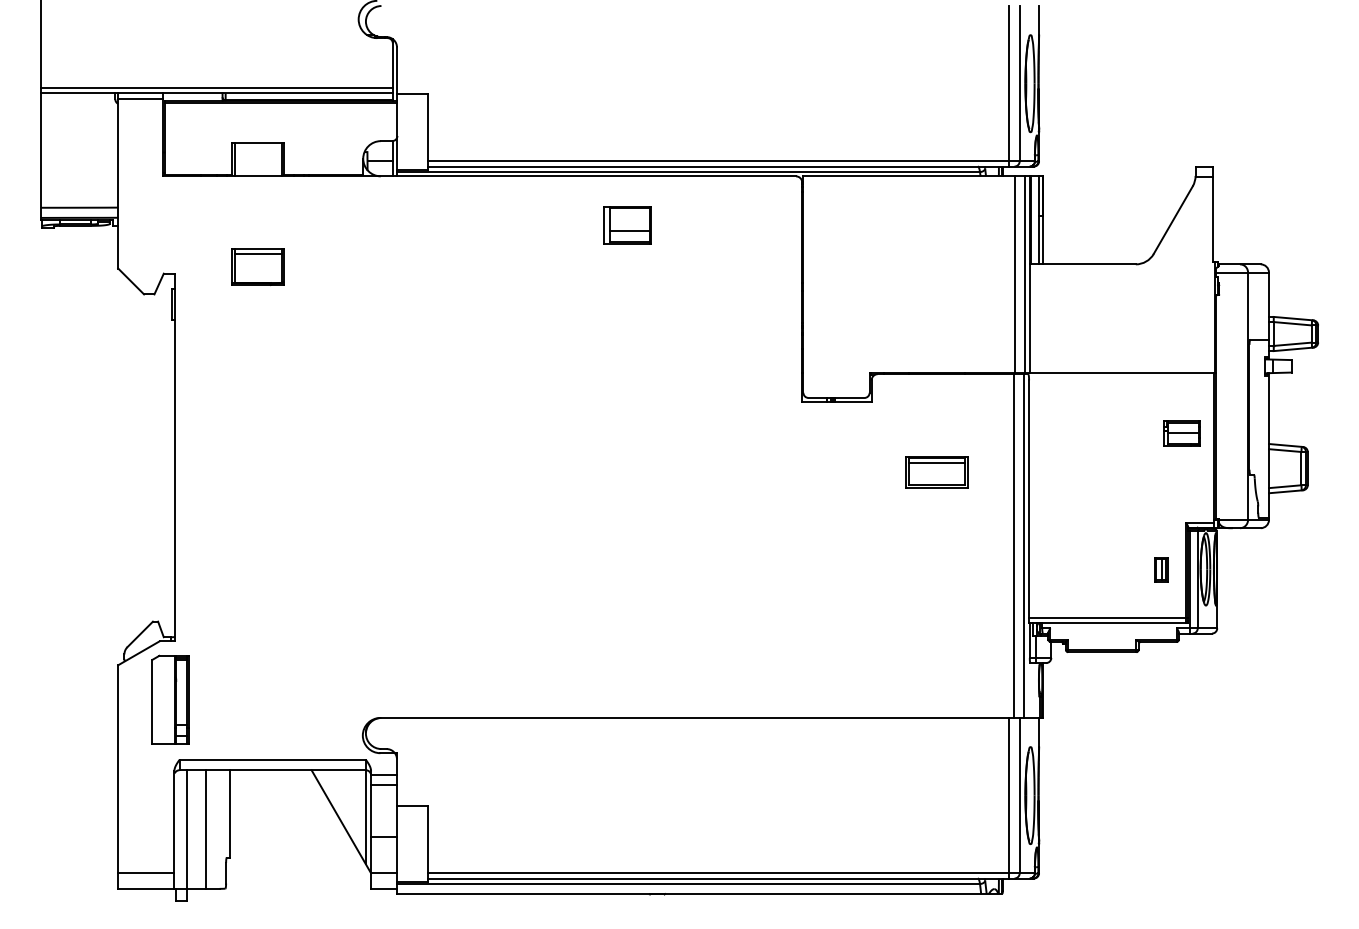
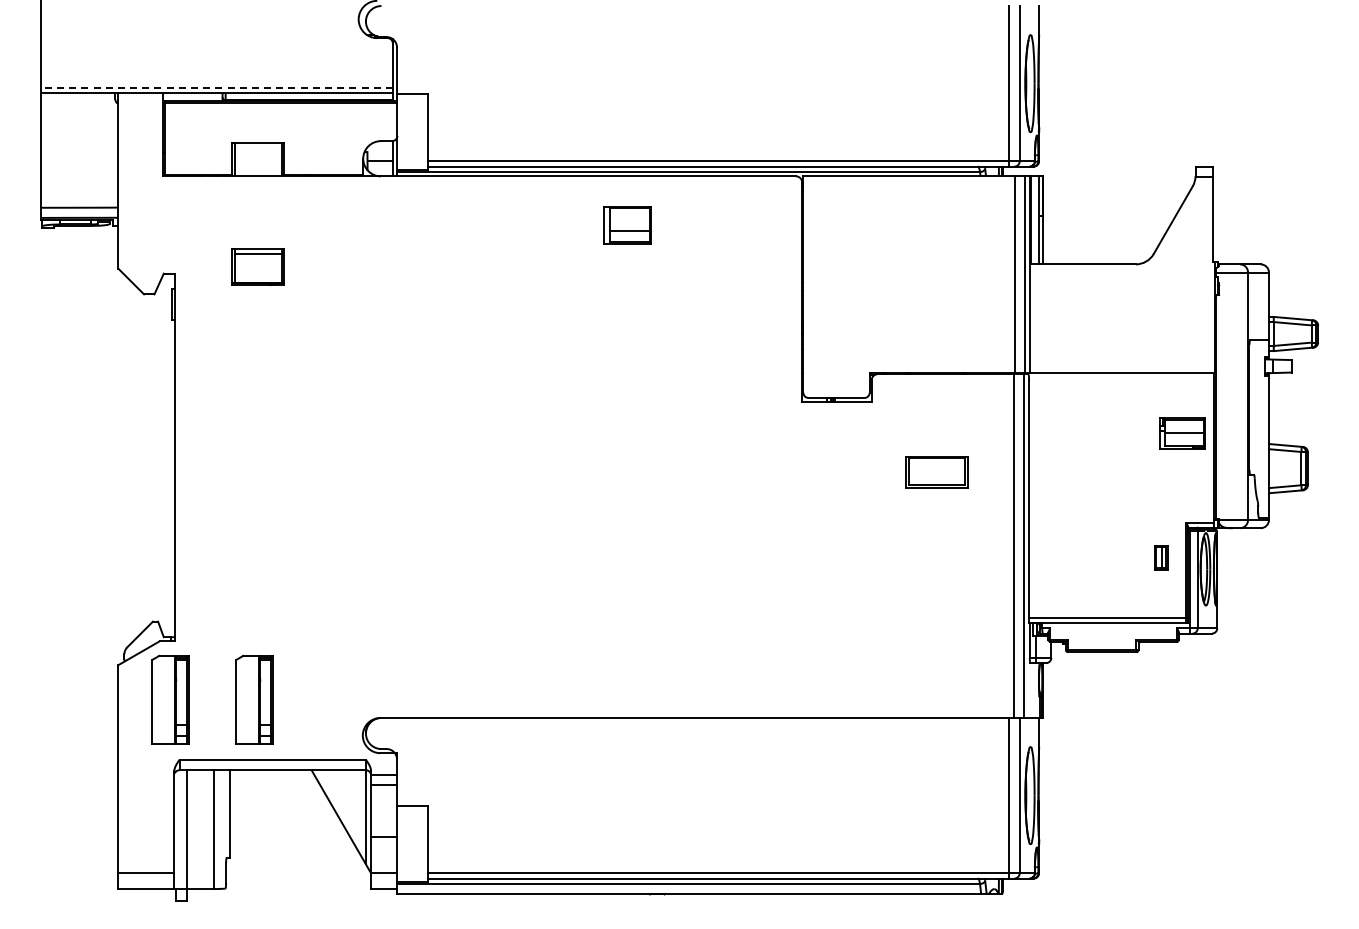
line: solid -> dashed (216, 88)
line: present -> none (140, 99)
part size: 38x27 px -> 47x33 px (1182, 433)
line: present -> none (936, 463)
part position: (1161, 569) -> (1161, 557) (1161, 557)
part: none -> present (254, 699)
line position: (206, 829) -> (214, 829) (214, 829)
